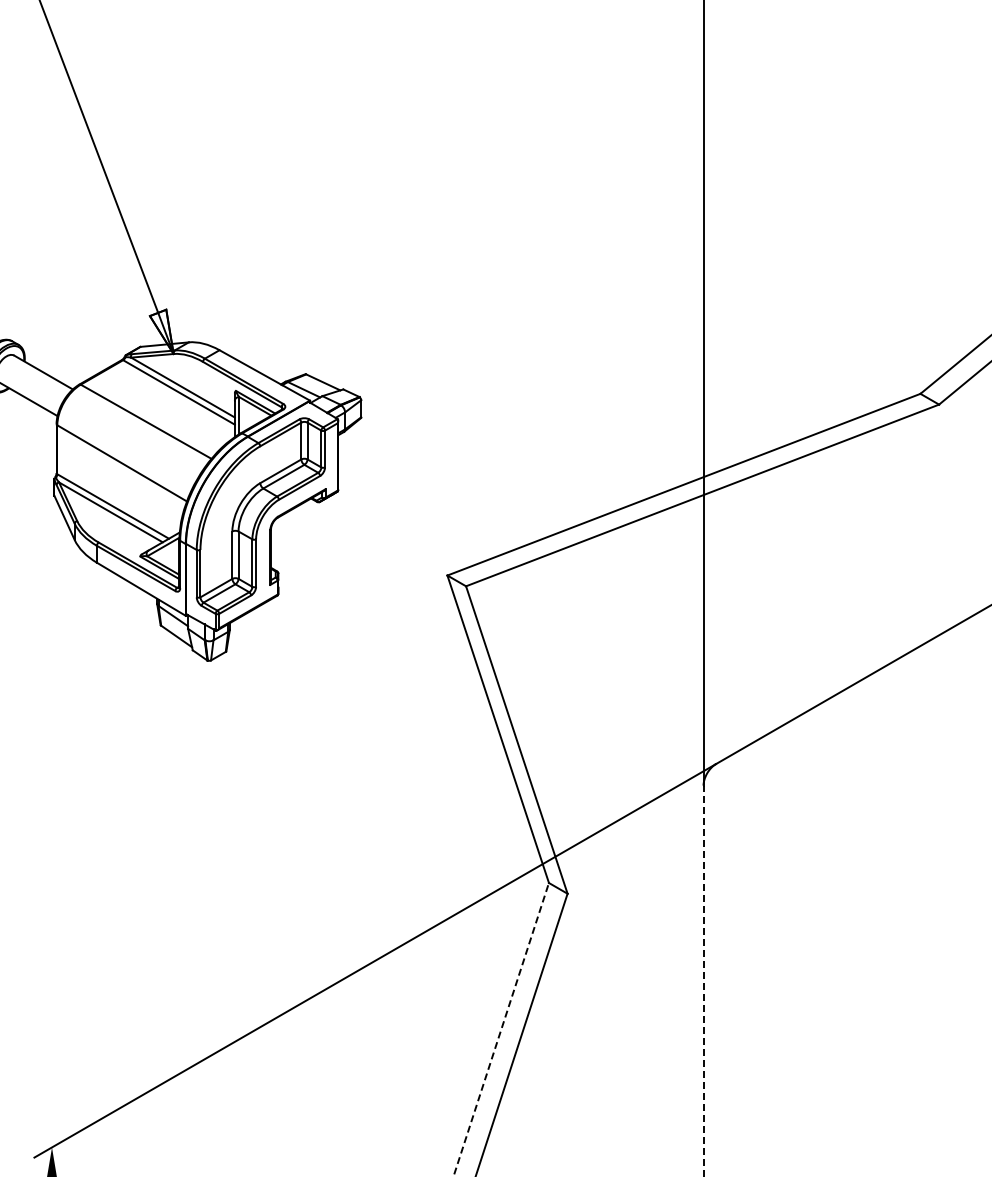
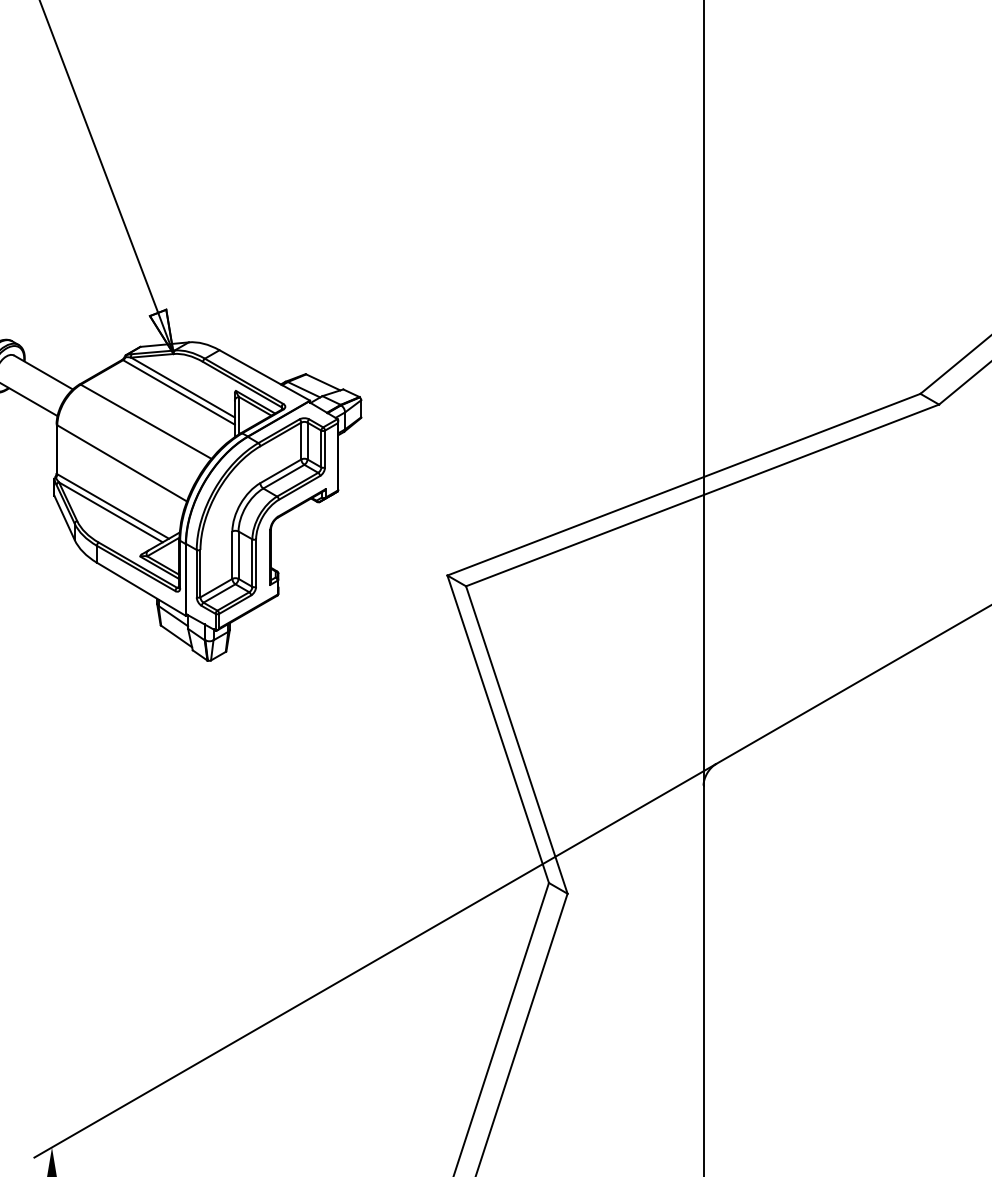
line: dashed -> solid (703, 980)
line: dashed -> solid (501, 1029)
